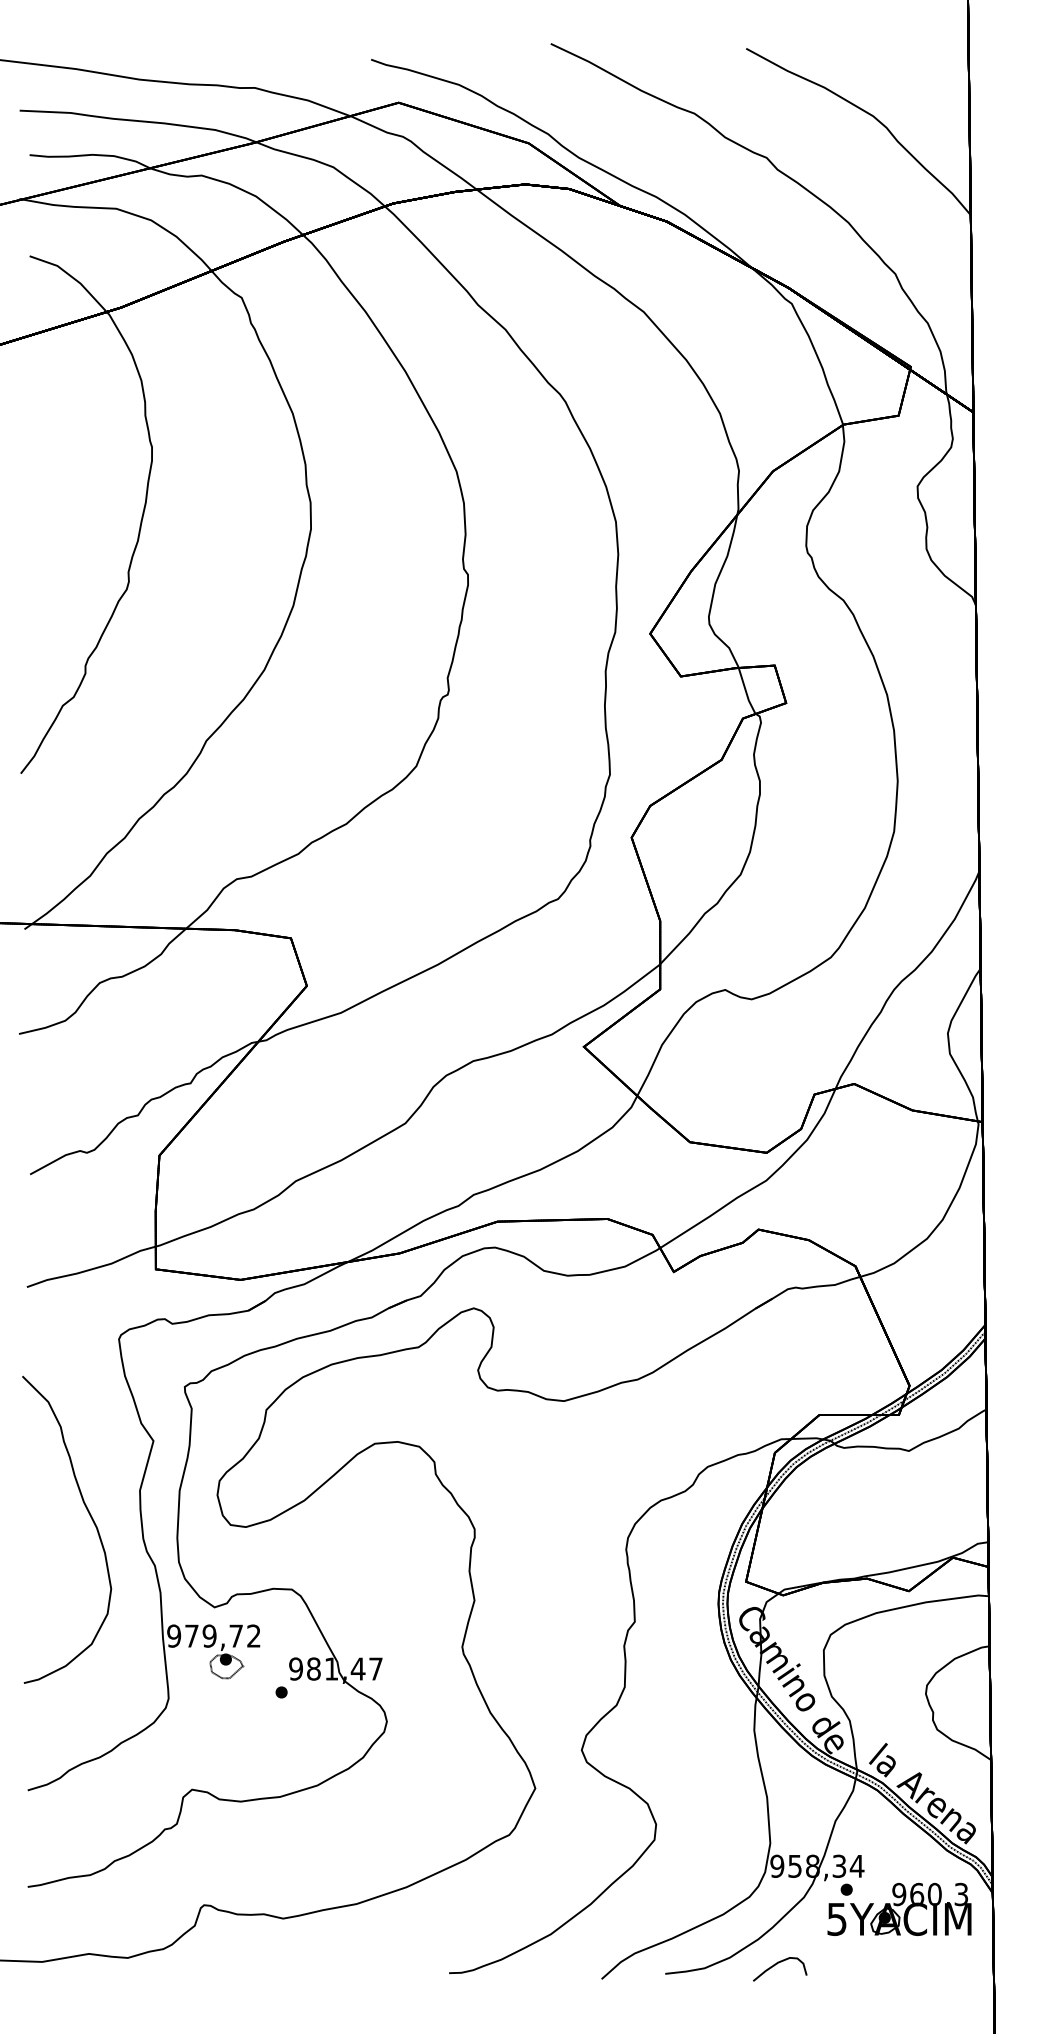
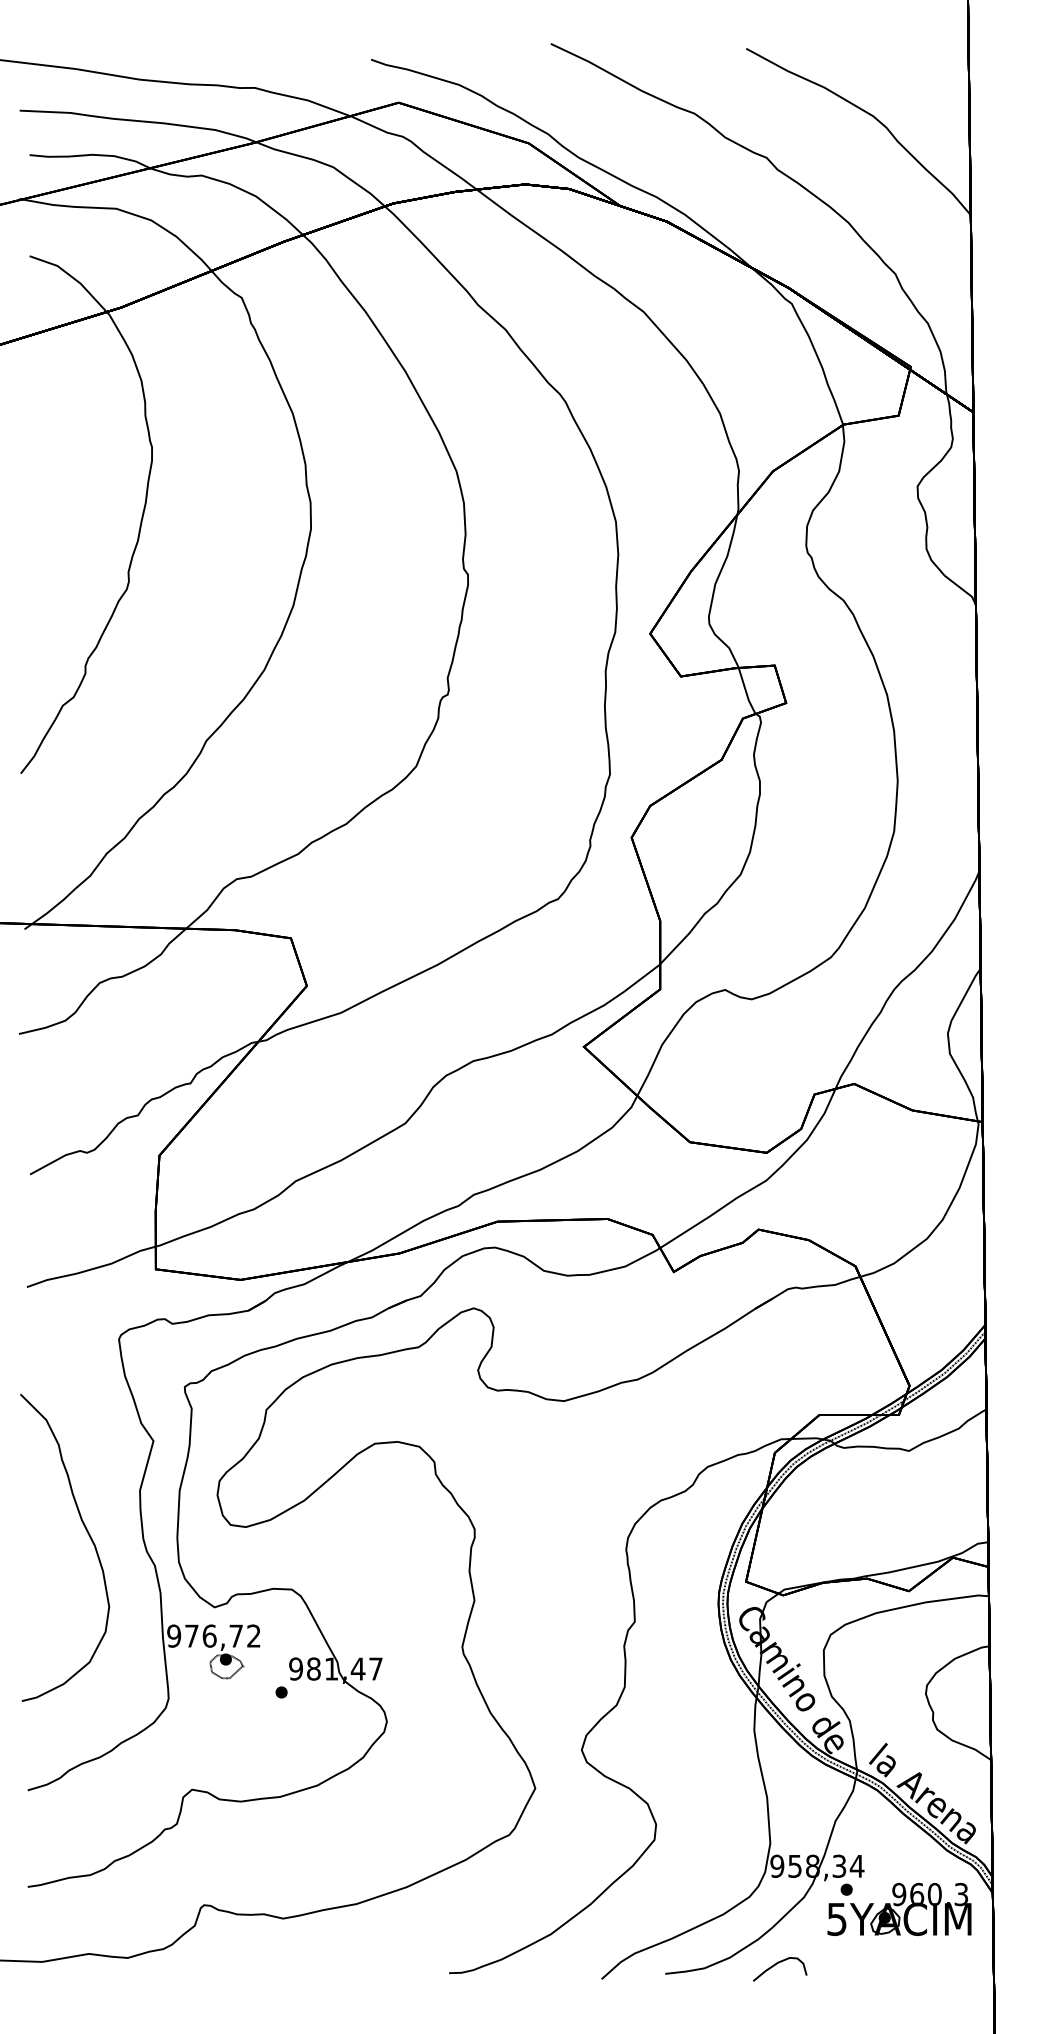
curve position: (90, 1517) -> (88, 1535) (88, 1535)
text: 979,72 -> 976,72 (209, 1635)
